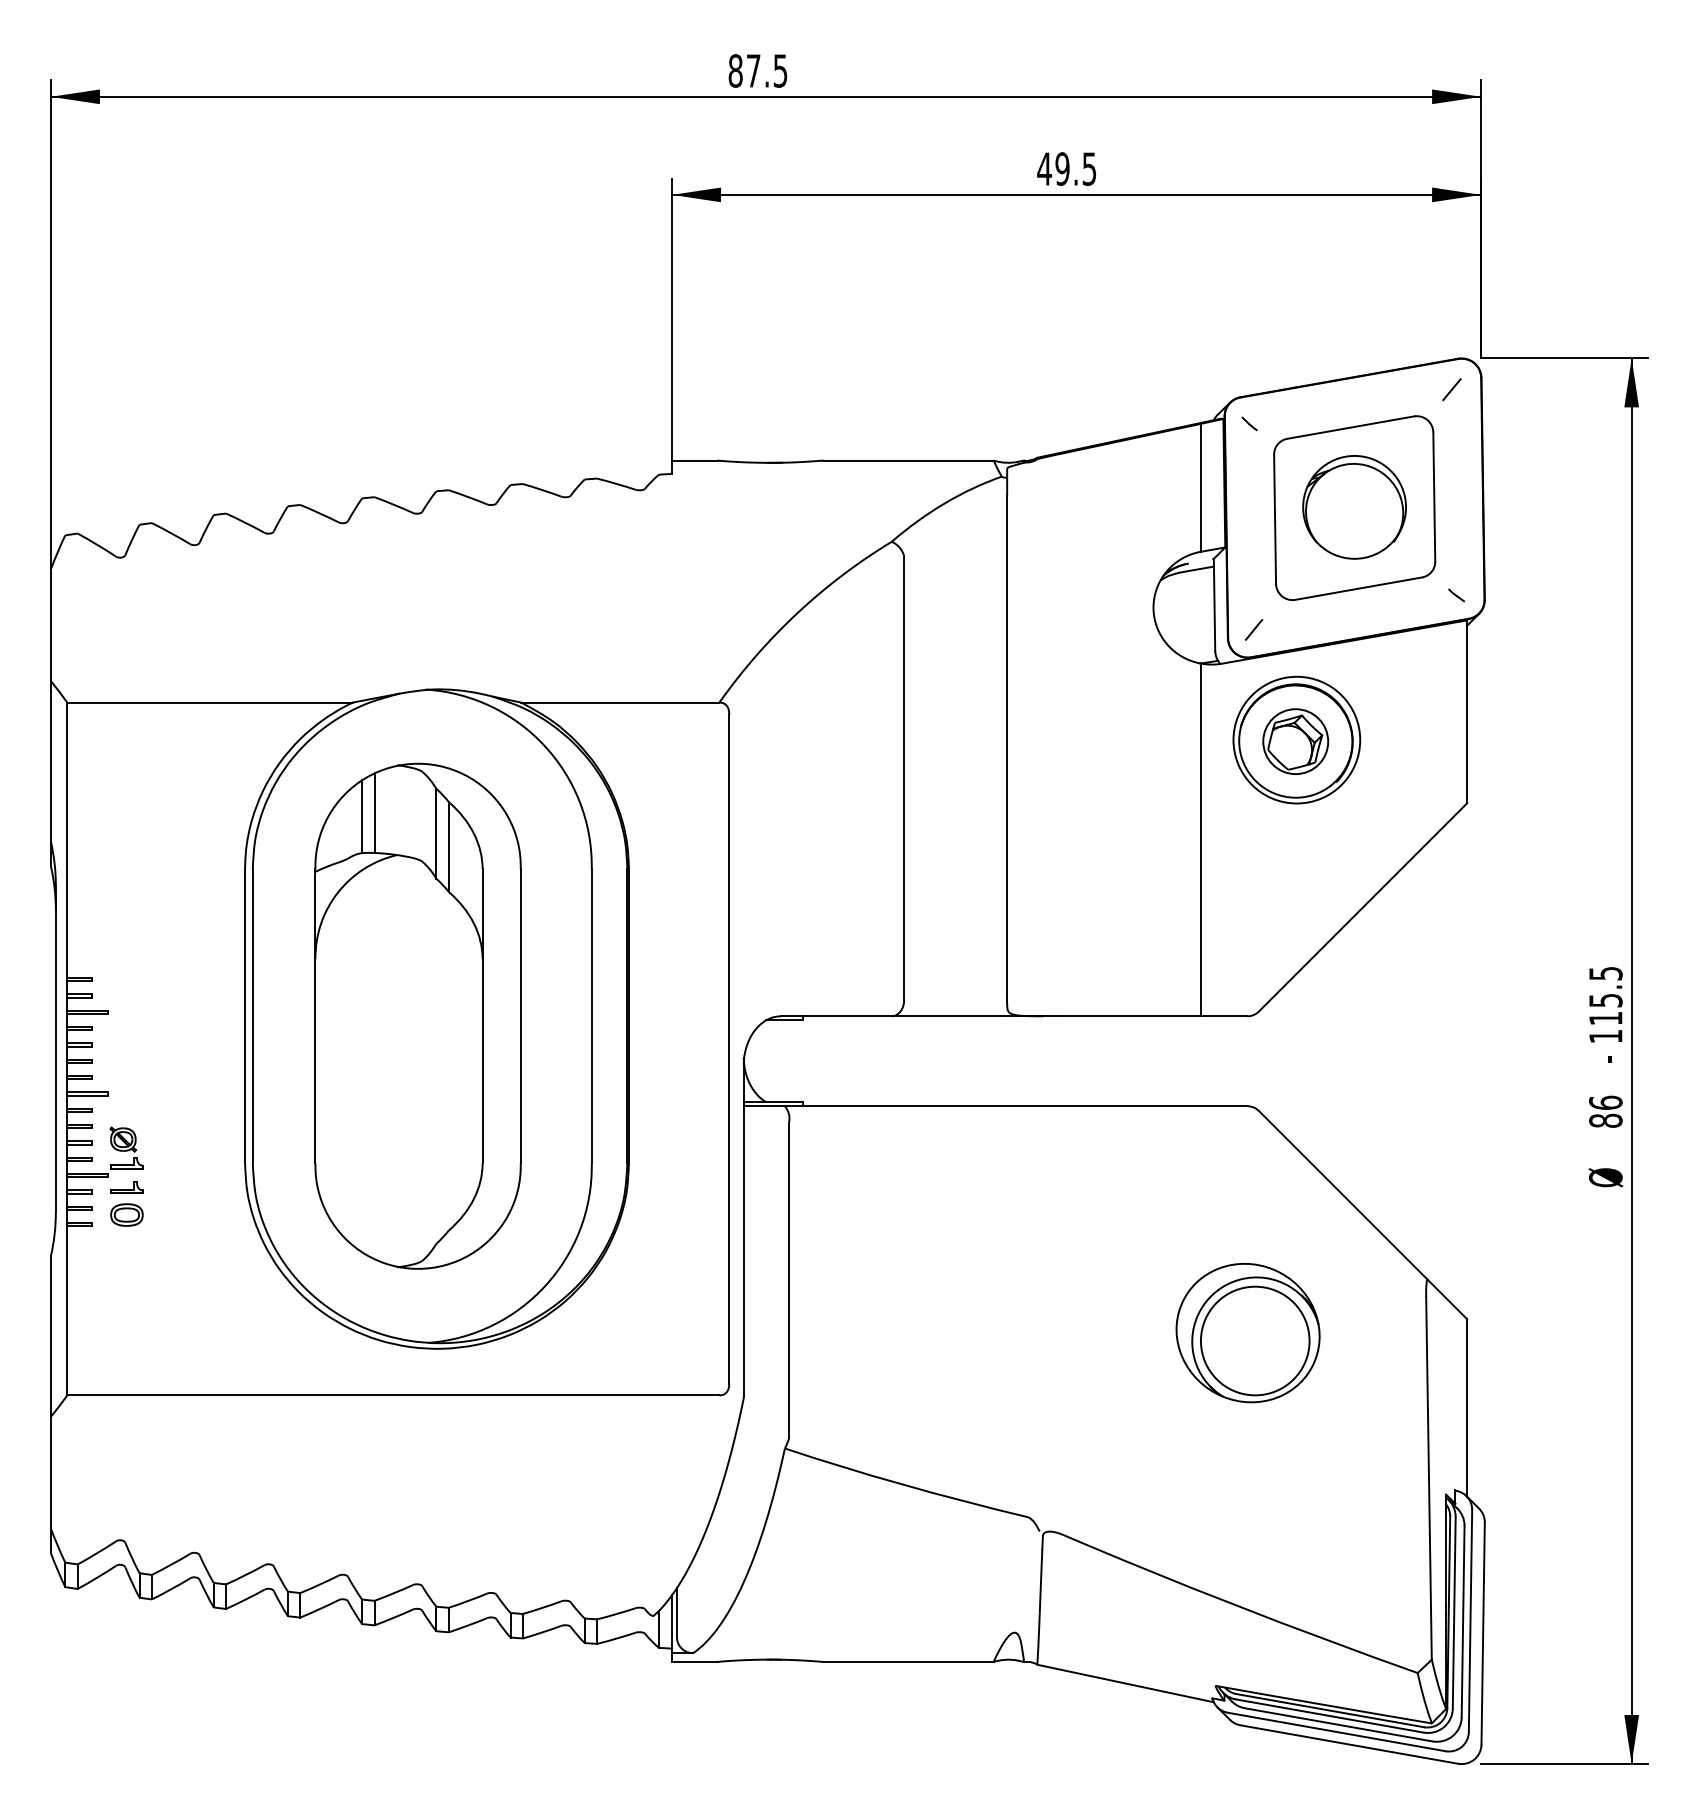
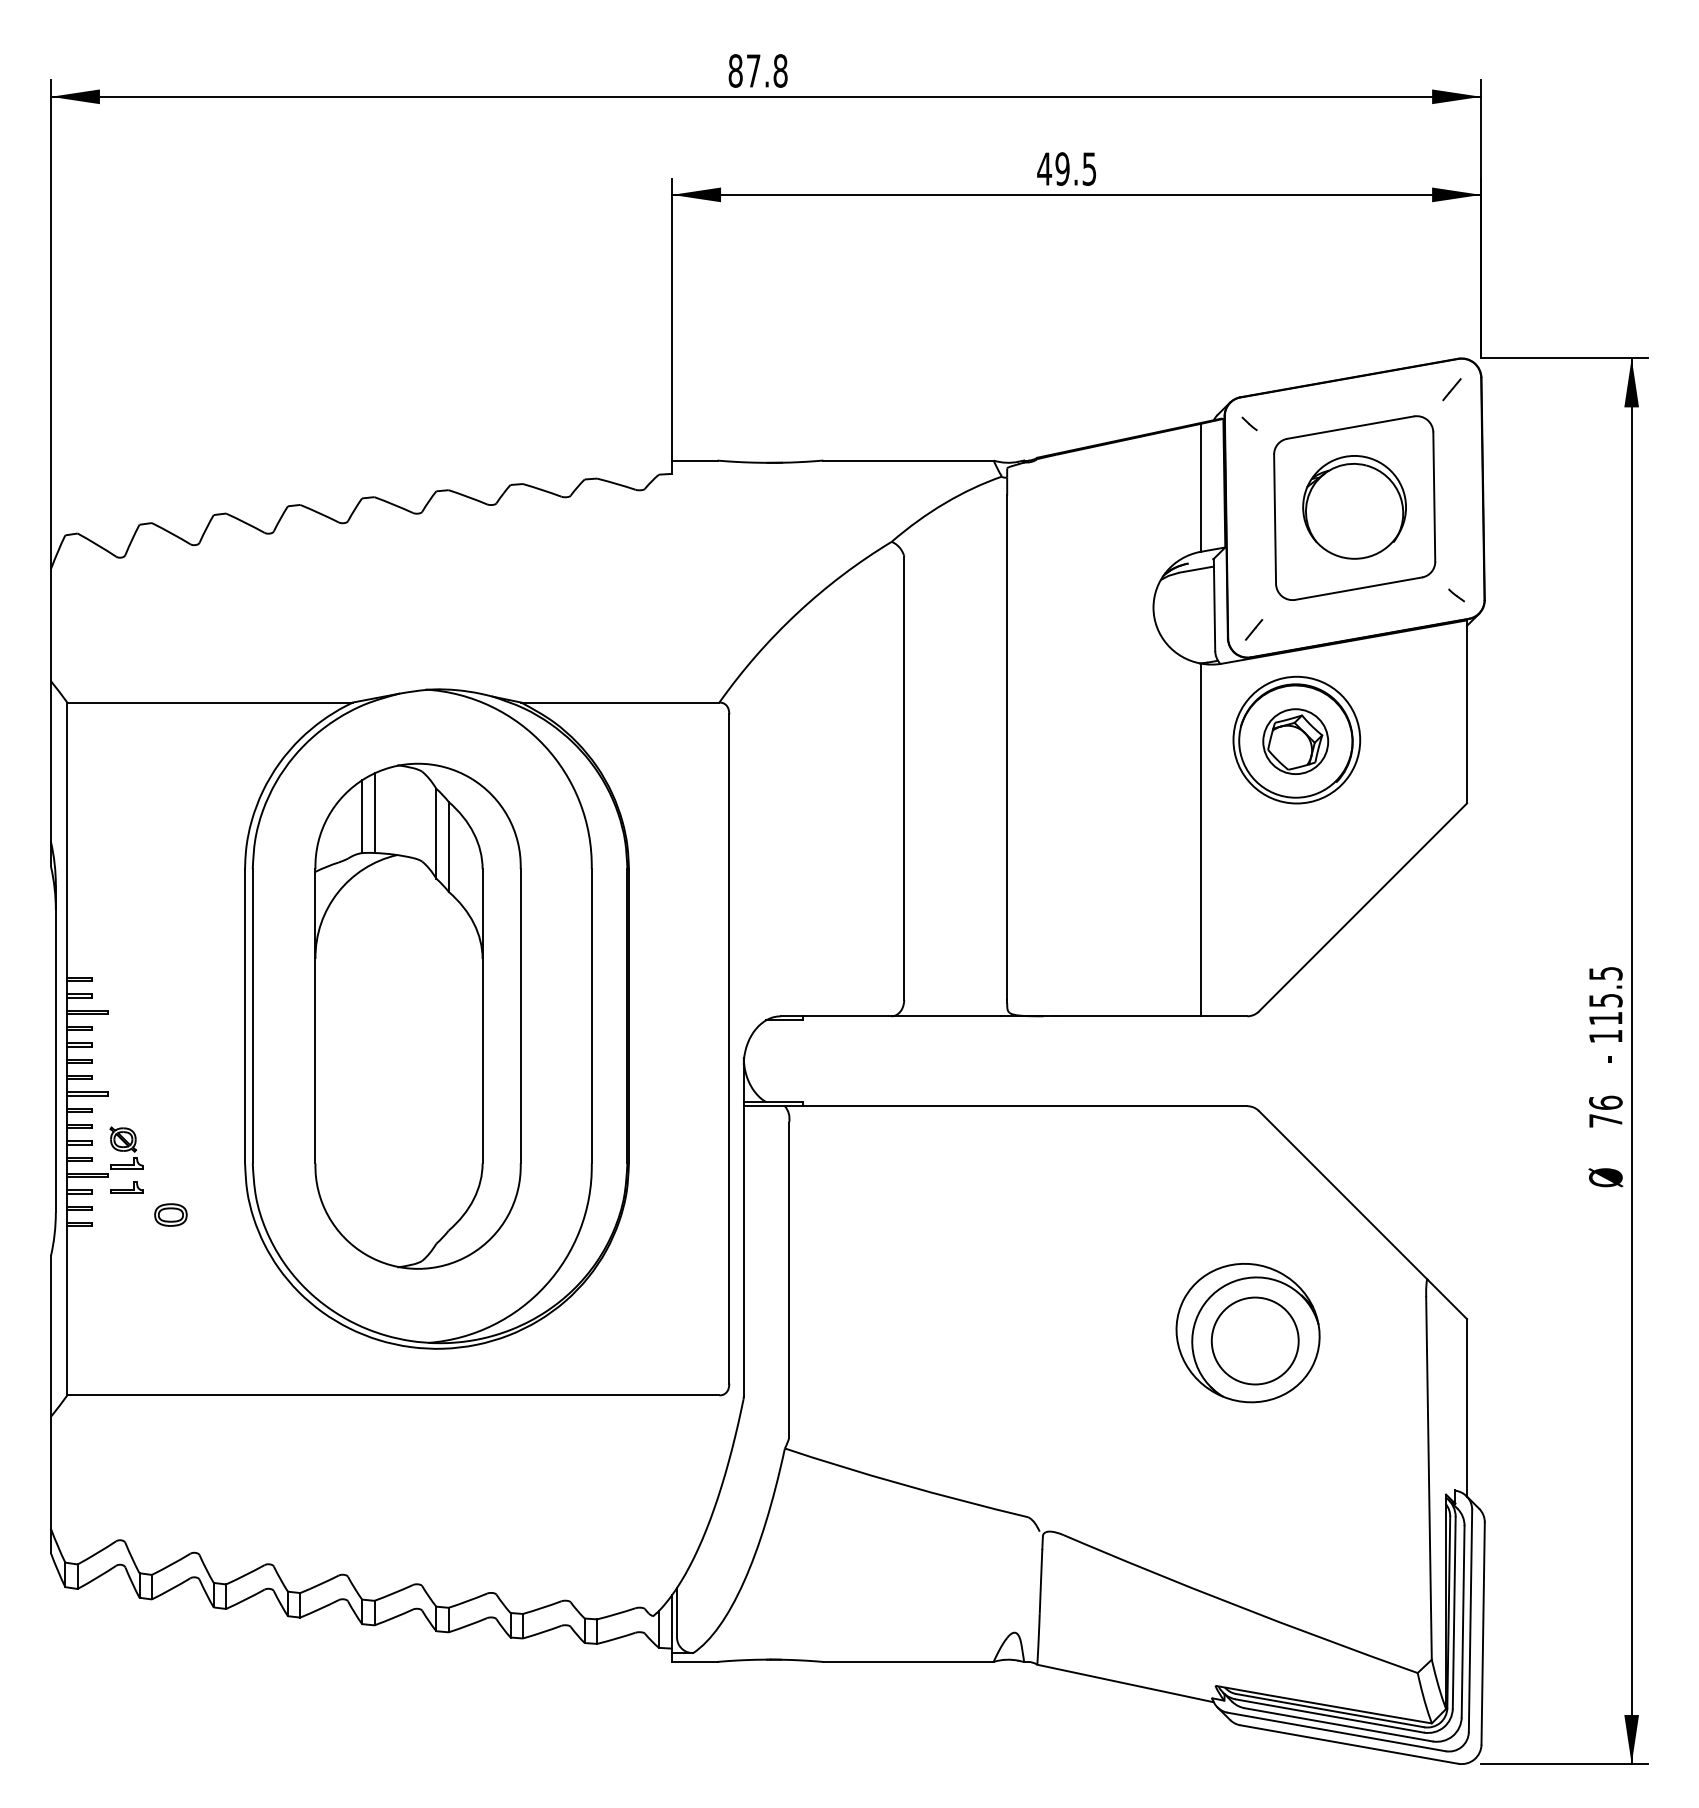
text: 87.5 -> 87.8 (780, 70)
text: 86 -> 76 (1605, 1120)
part position: (126, 1214) -> (170, 1214) (170, 1214)
circle diameter: 109 px -> 87 px (1254, 1340)
